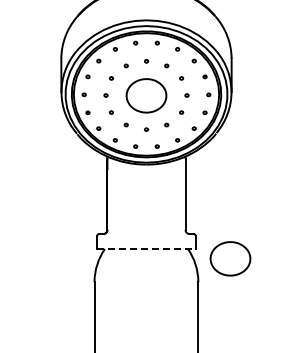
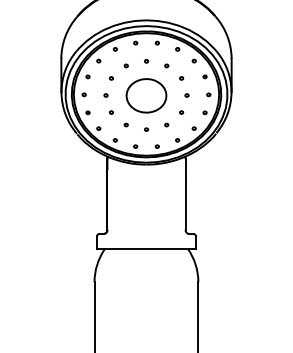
line: dashed -> solid (146, 249)
part: present -> none (230, 258)
